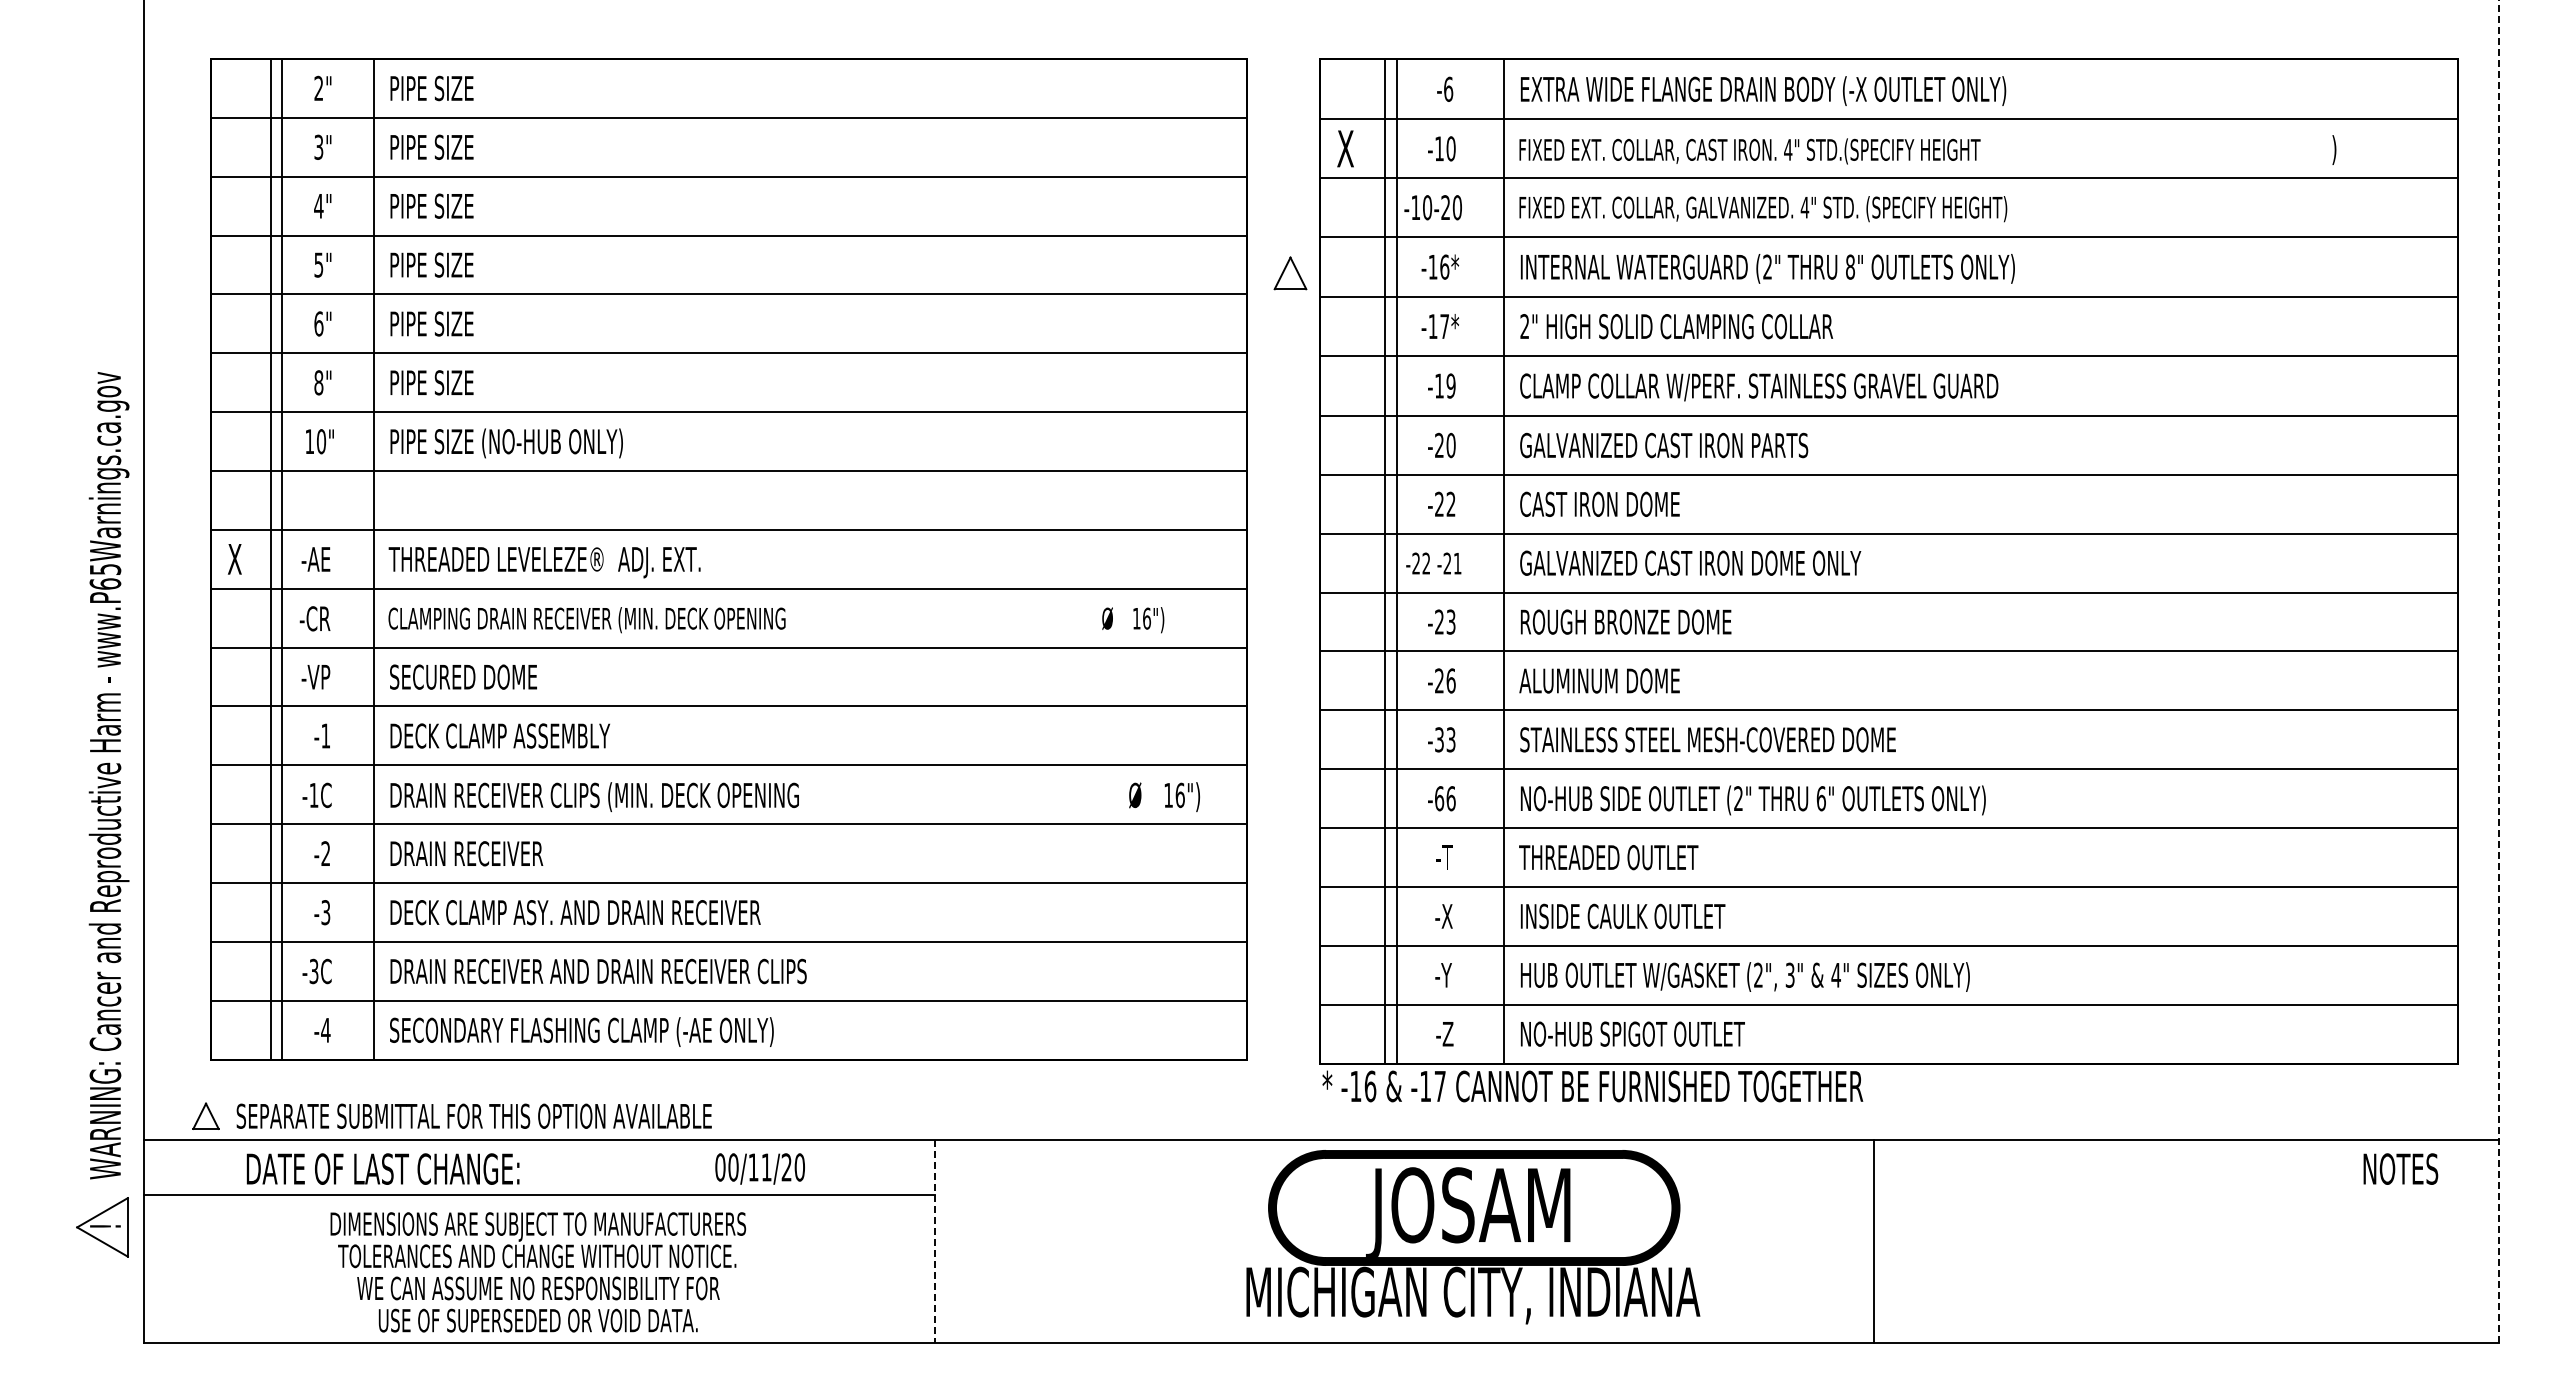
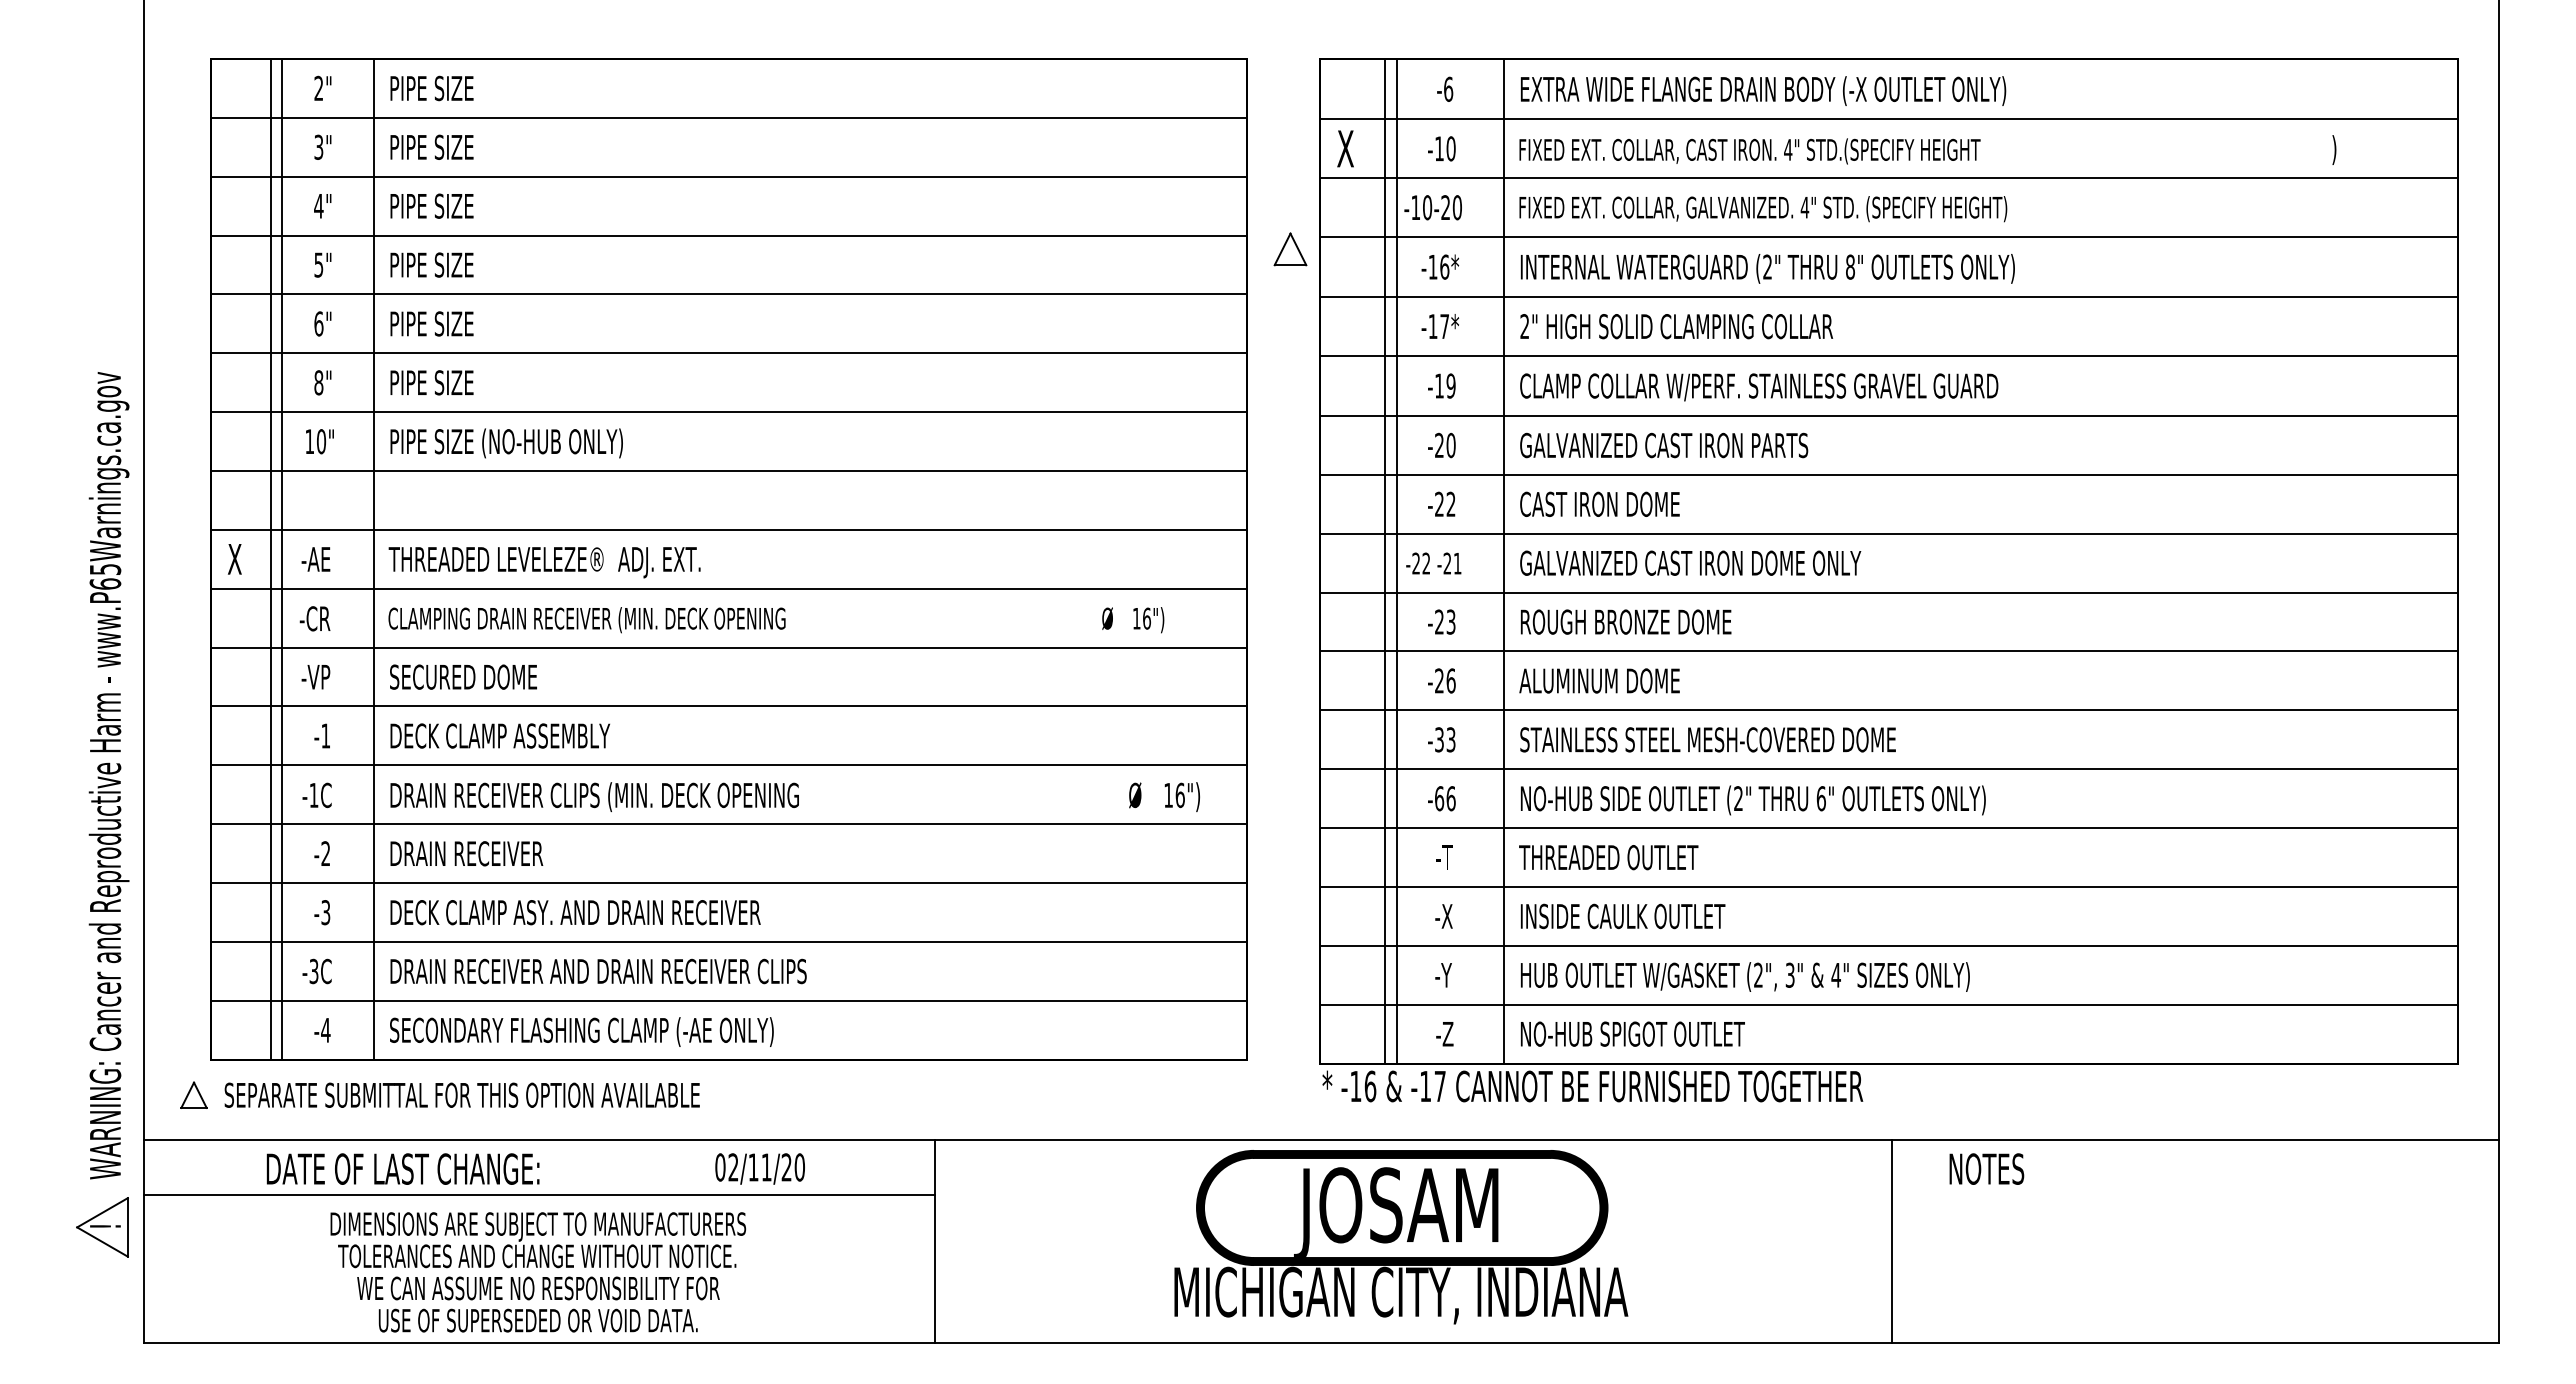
part position: (1290, 273) -> (1290, 249) (1290, 249)
line: dashed -> solid (2498, 671)
part position: (451, 1115) -> (439, 1094) (439, 1094)
text: 00/11/20 -> 02/11/20 (733, 1167)
text position: (382, 1168) -> (402, 1168) (402, 1168)
text position: (2400, 1168) -> (1986, 1168) (1986, 1168)
part position: (1473, 1237) -> (1401, 1237) (1401, 1237)
line: dashed -> solid (935, 1241)
line position: (1873, 1241) -> (1891, 1241) (1891, 1241)
